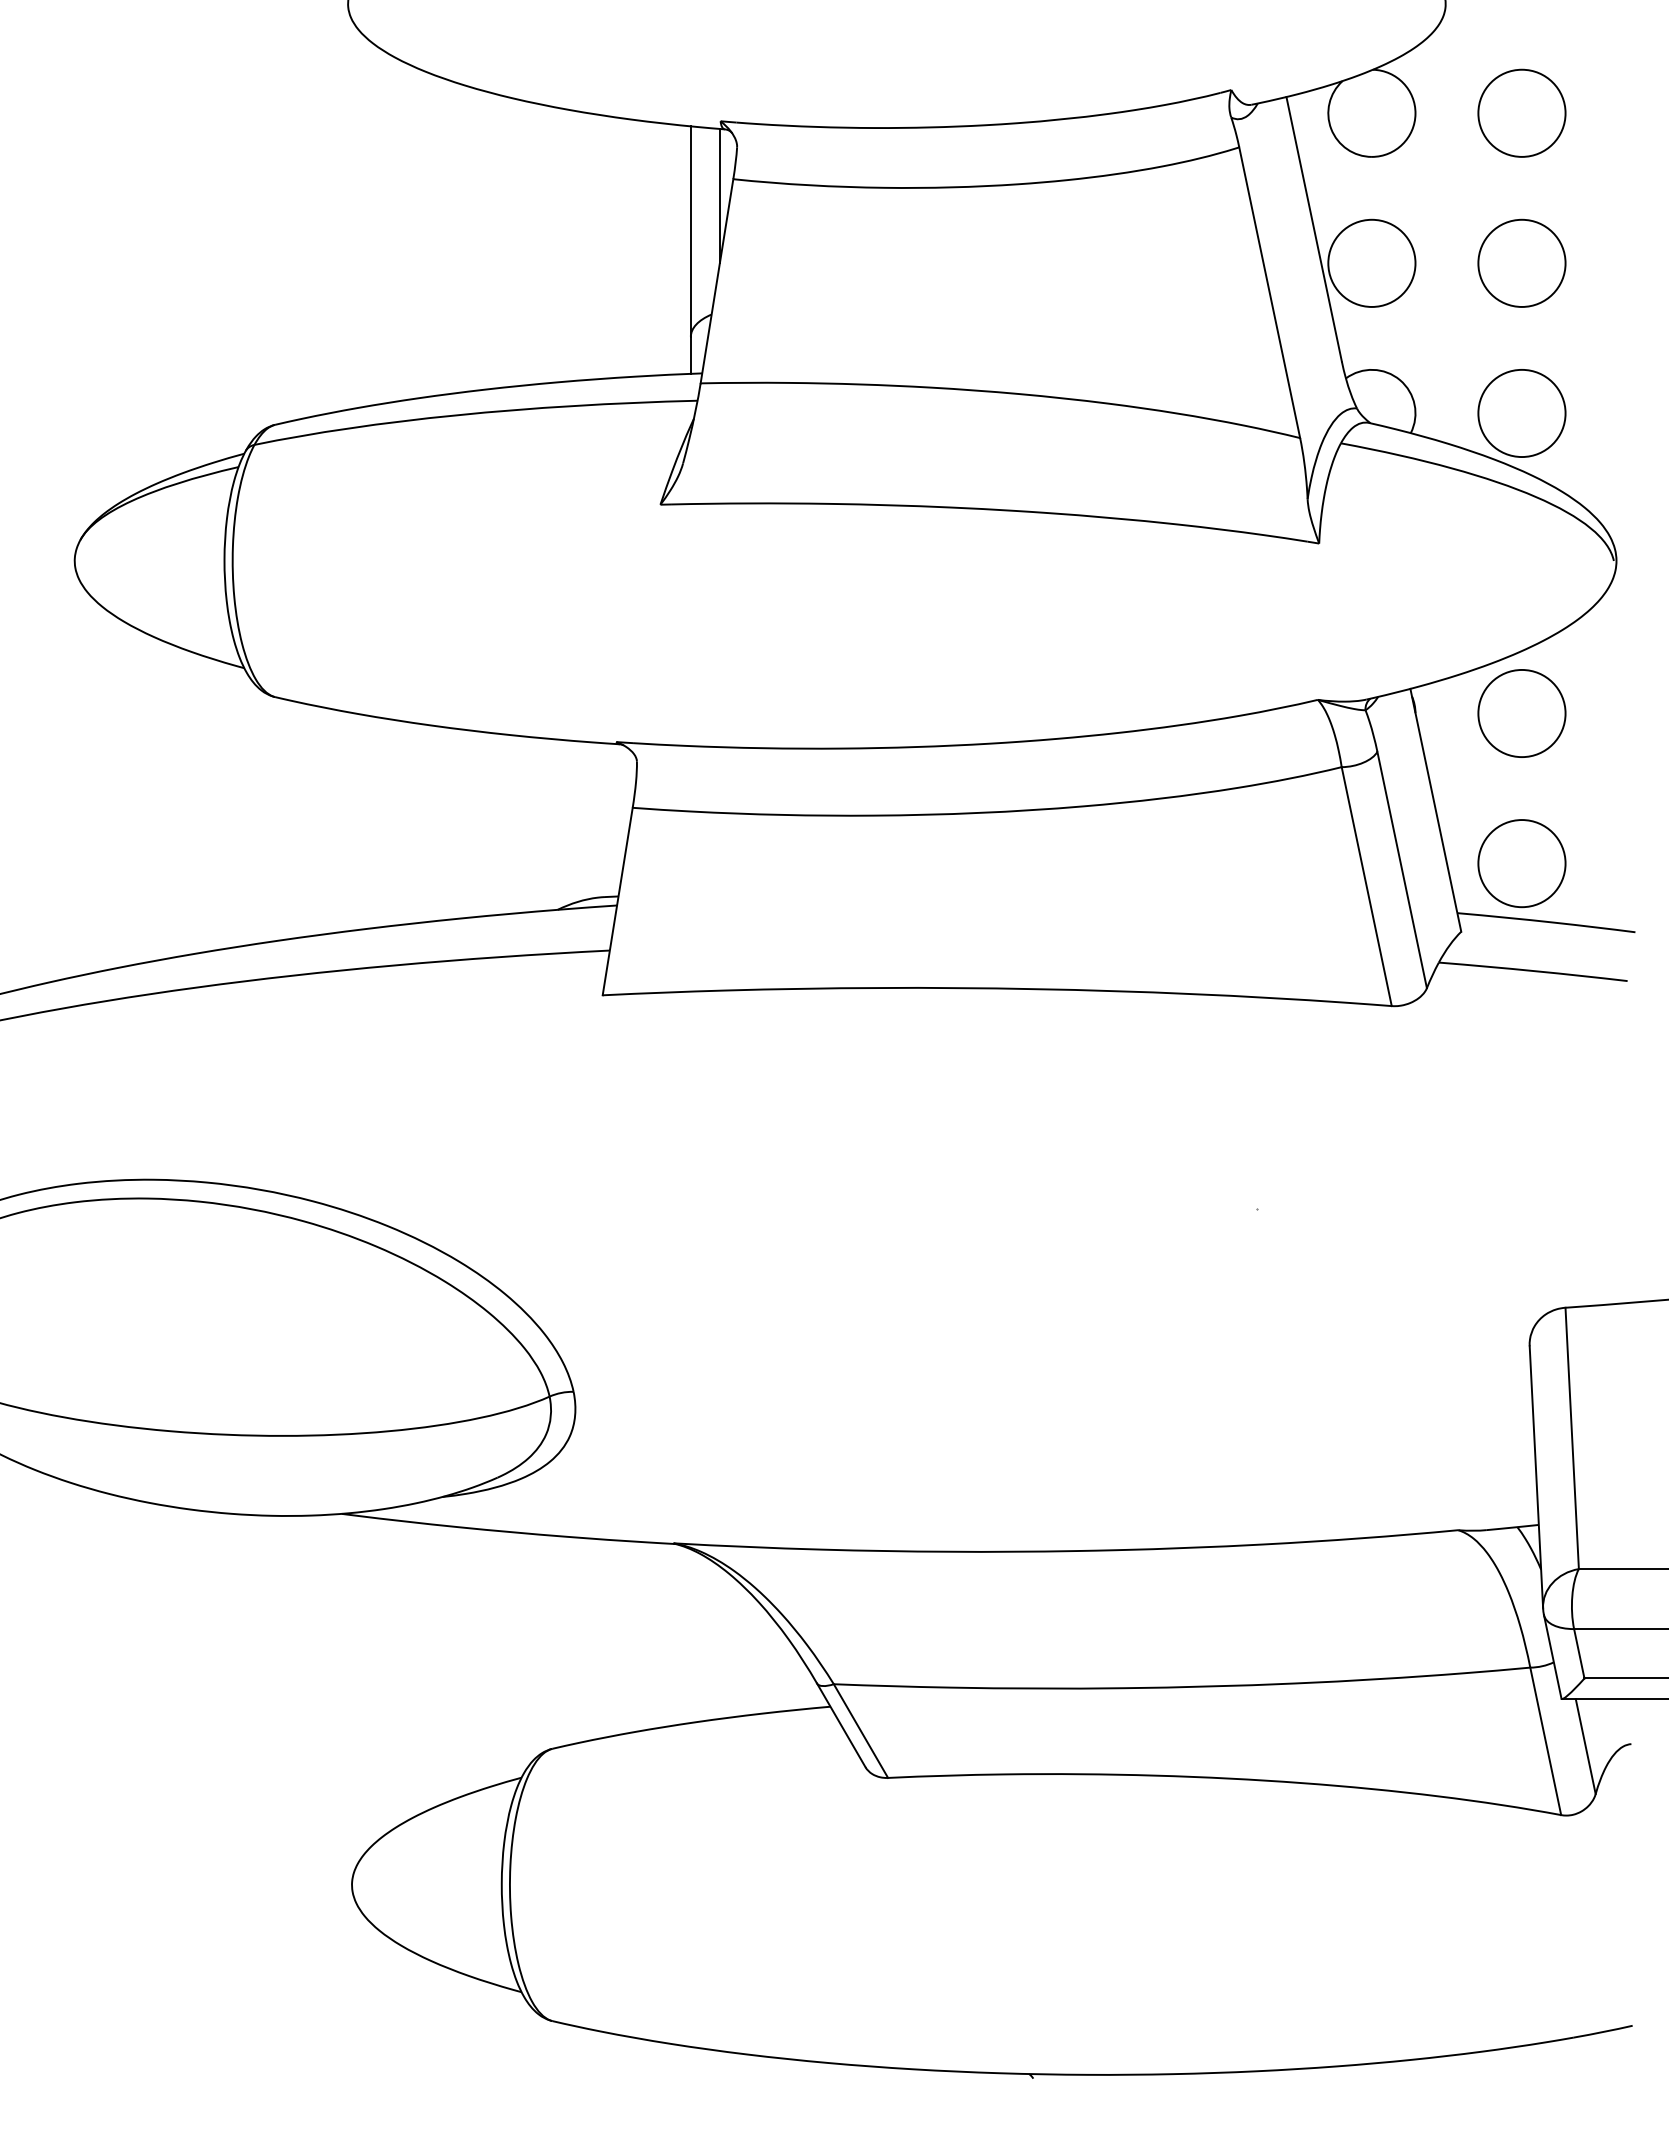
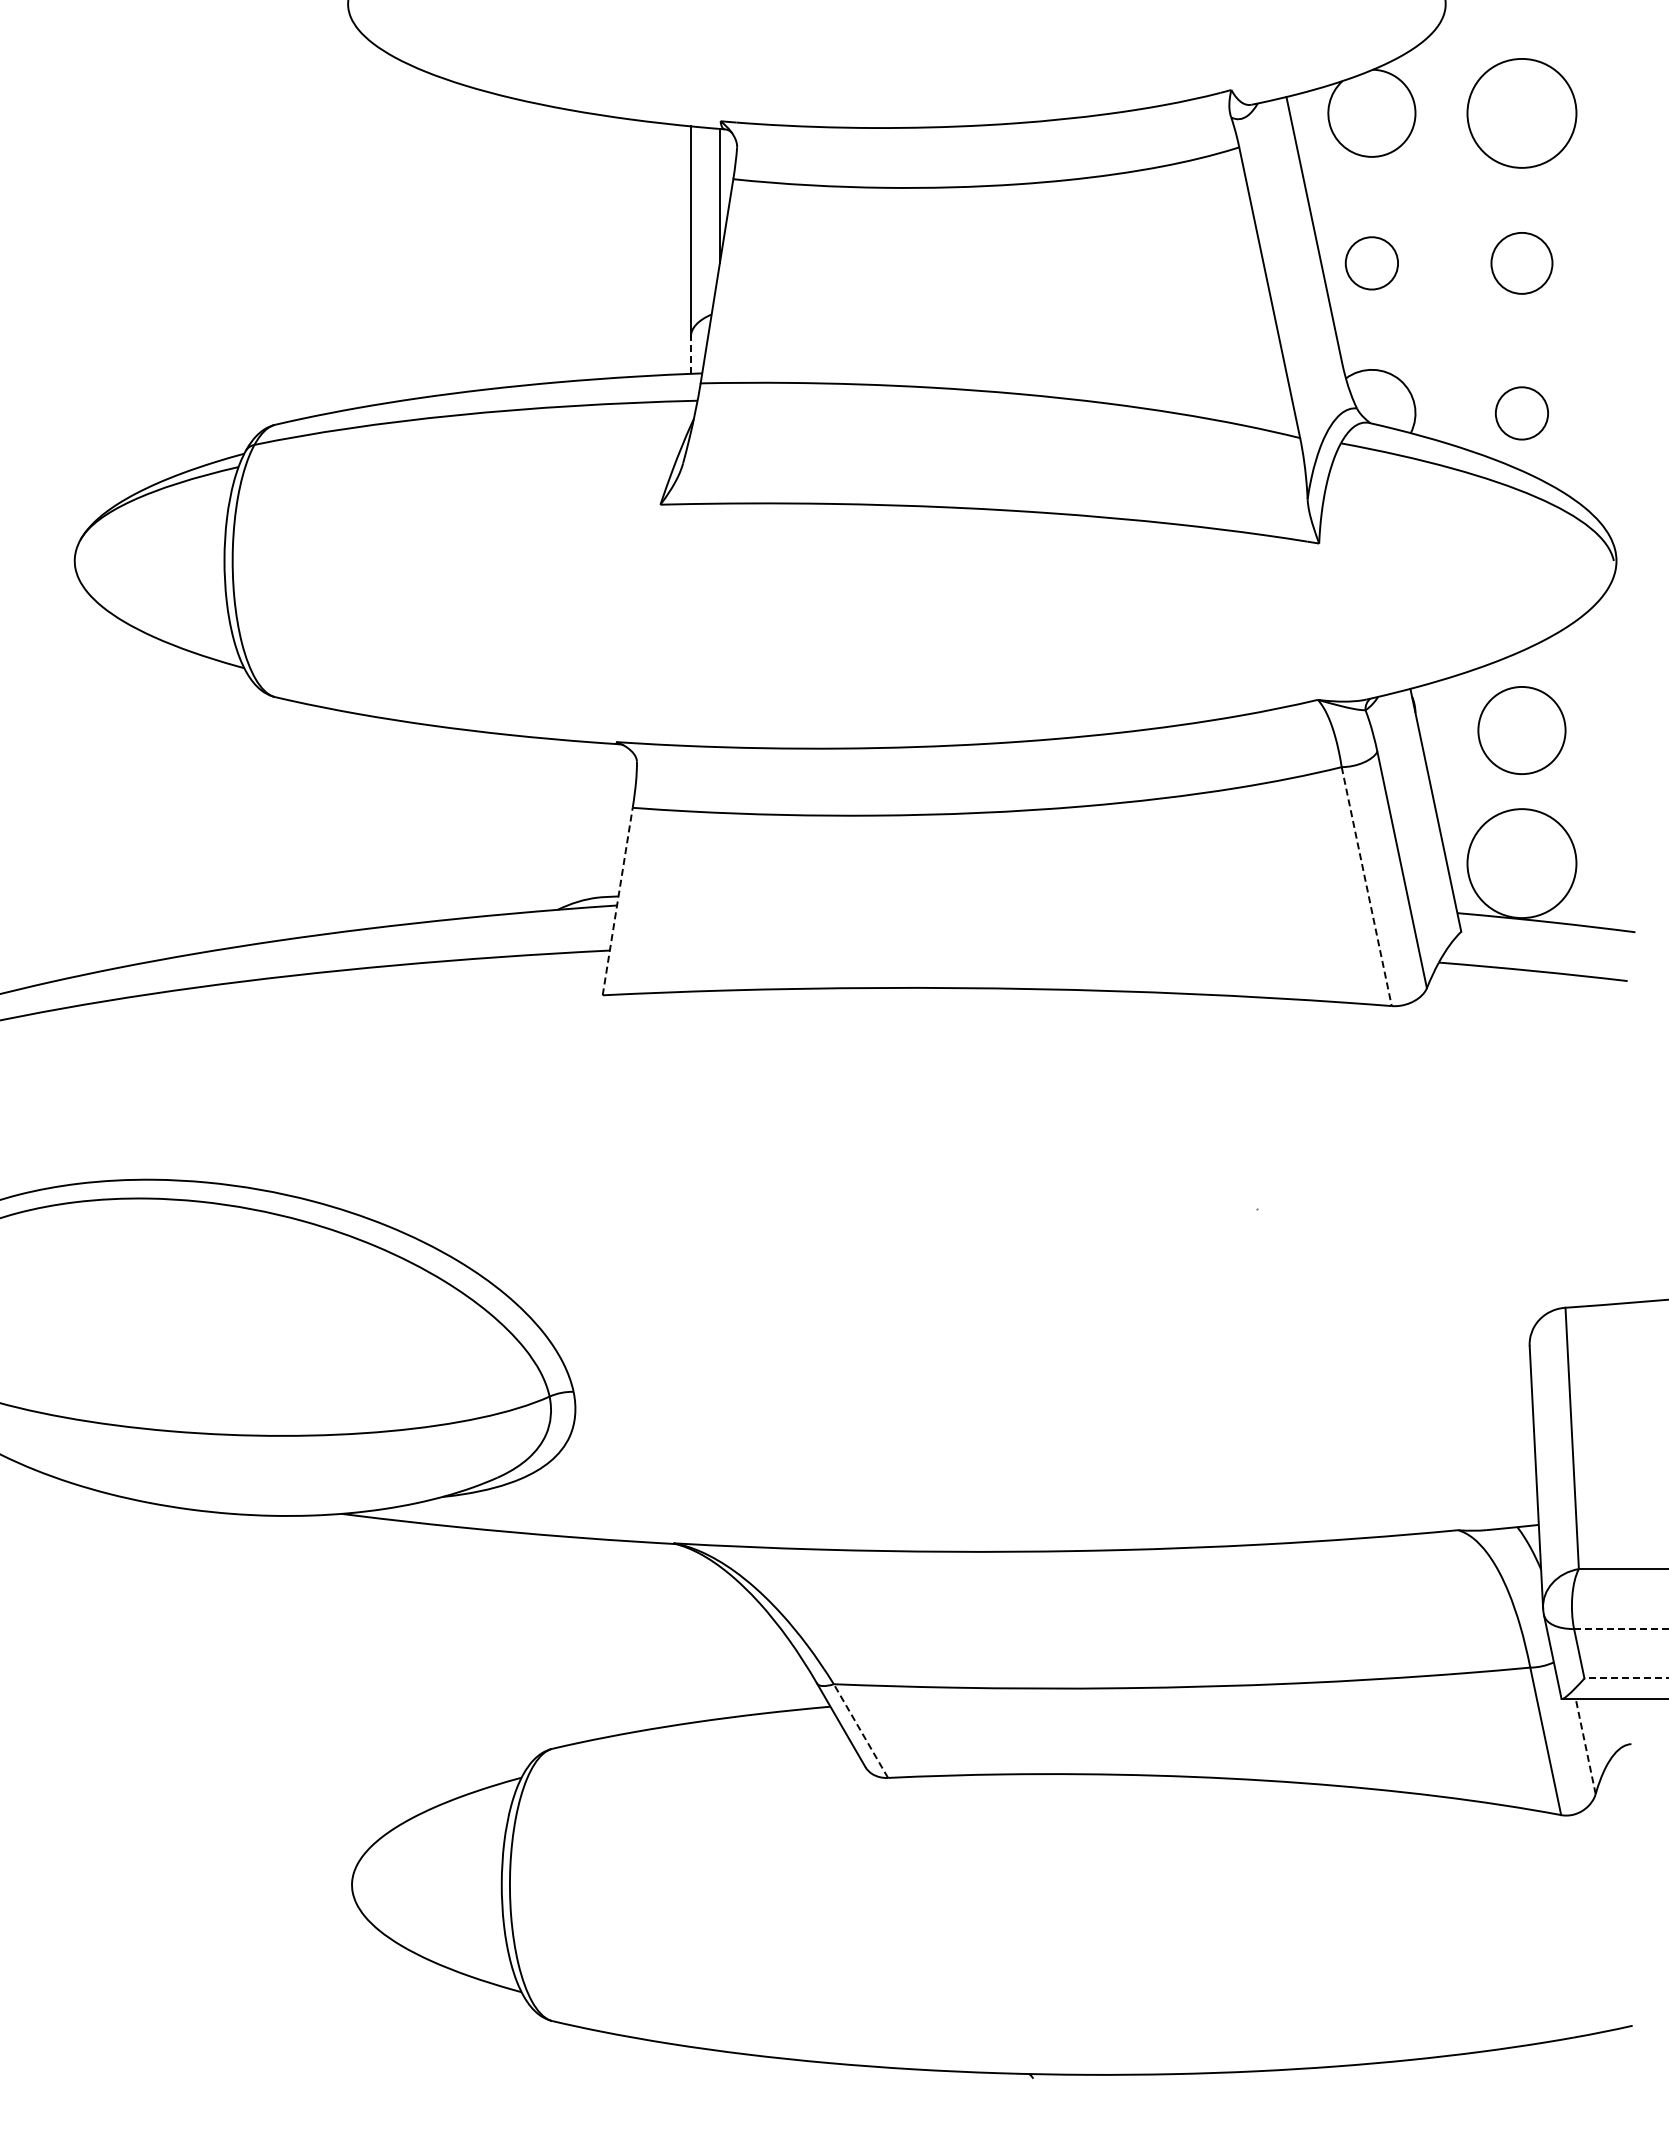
circle size: 90x90 px -> 112x111 px (1521, 113)
circle diameter: 87 px -> 52 px (1371, 263)
circle diameter: 87 px -> 61 px (1521, 262)
line: solid -> dashed (690, 355)
circle diameter: 87 px -> 52 px (1521, 413)
circle position: (1521, 713) -> (1521, 730) (1521, 730)
circle diameter: 87 px -> 109 px (1521, 863)
line: solid -> dashed (1366, 887)
line: solid -> dashed (617, 901)
line: solid -> dashed (1621, 1629)
line: solid -> dashed (1626, 1678)
line: solid -> dashed (860, 1730)
line: solid -> dashed (1585, 1746)
